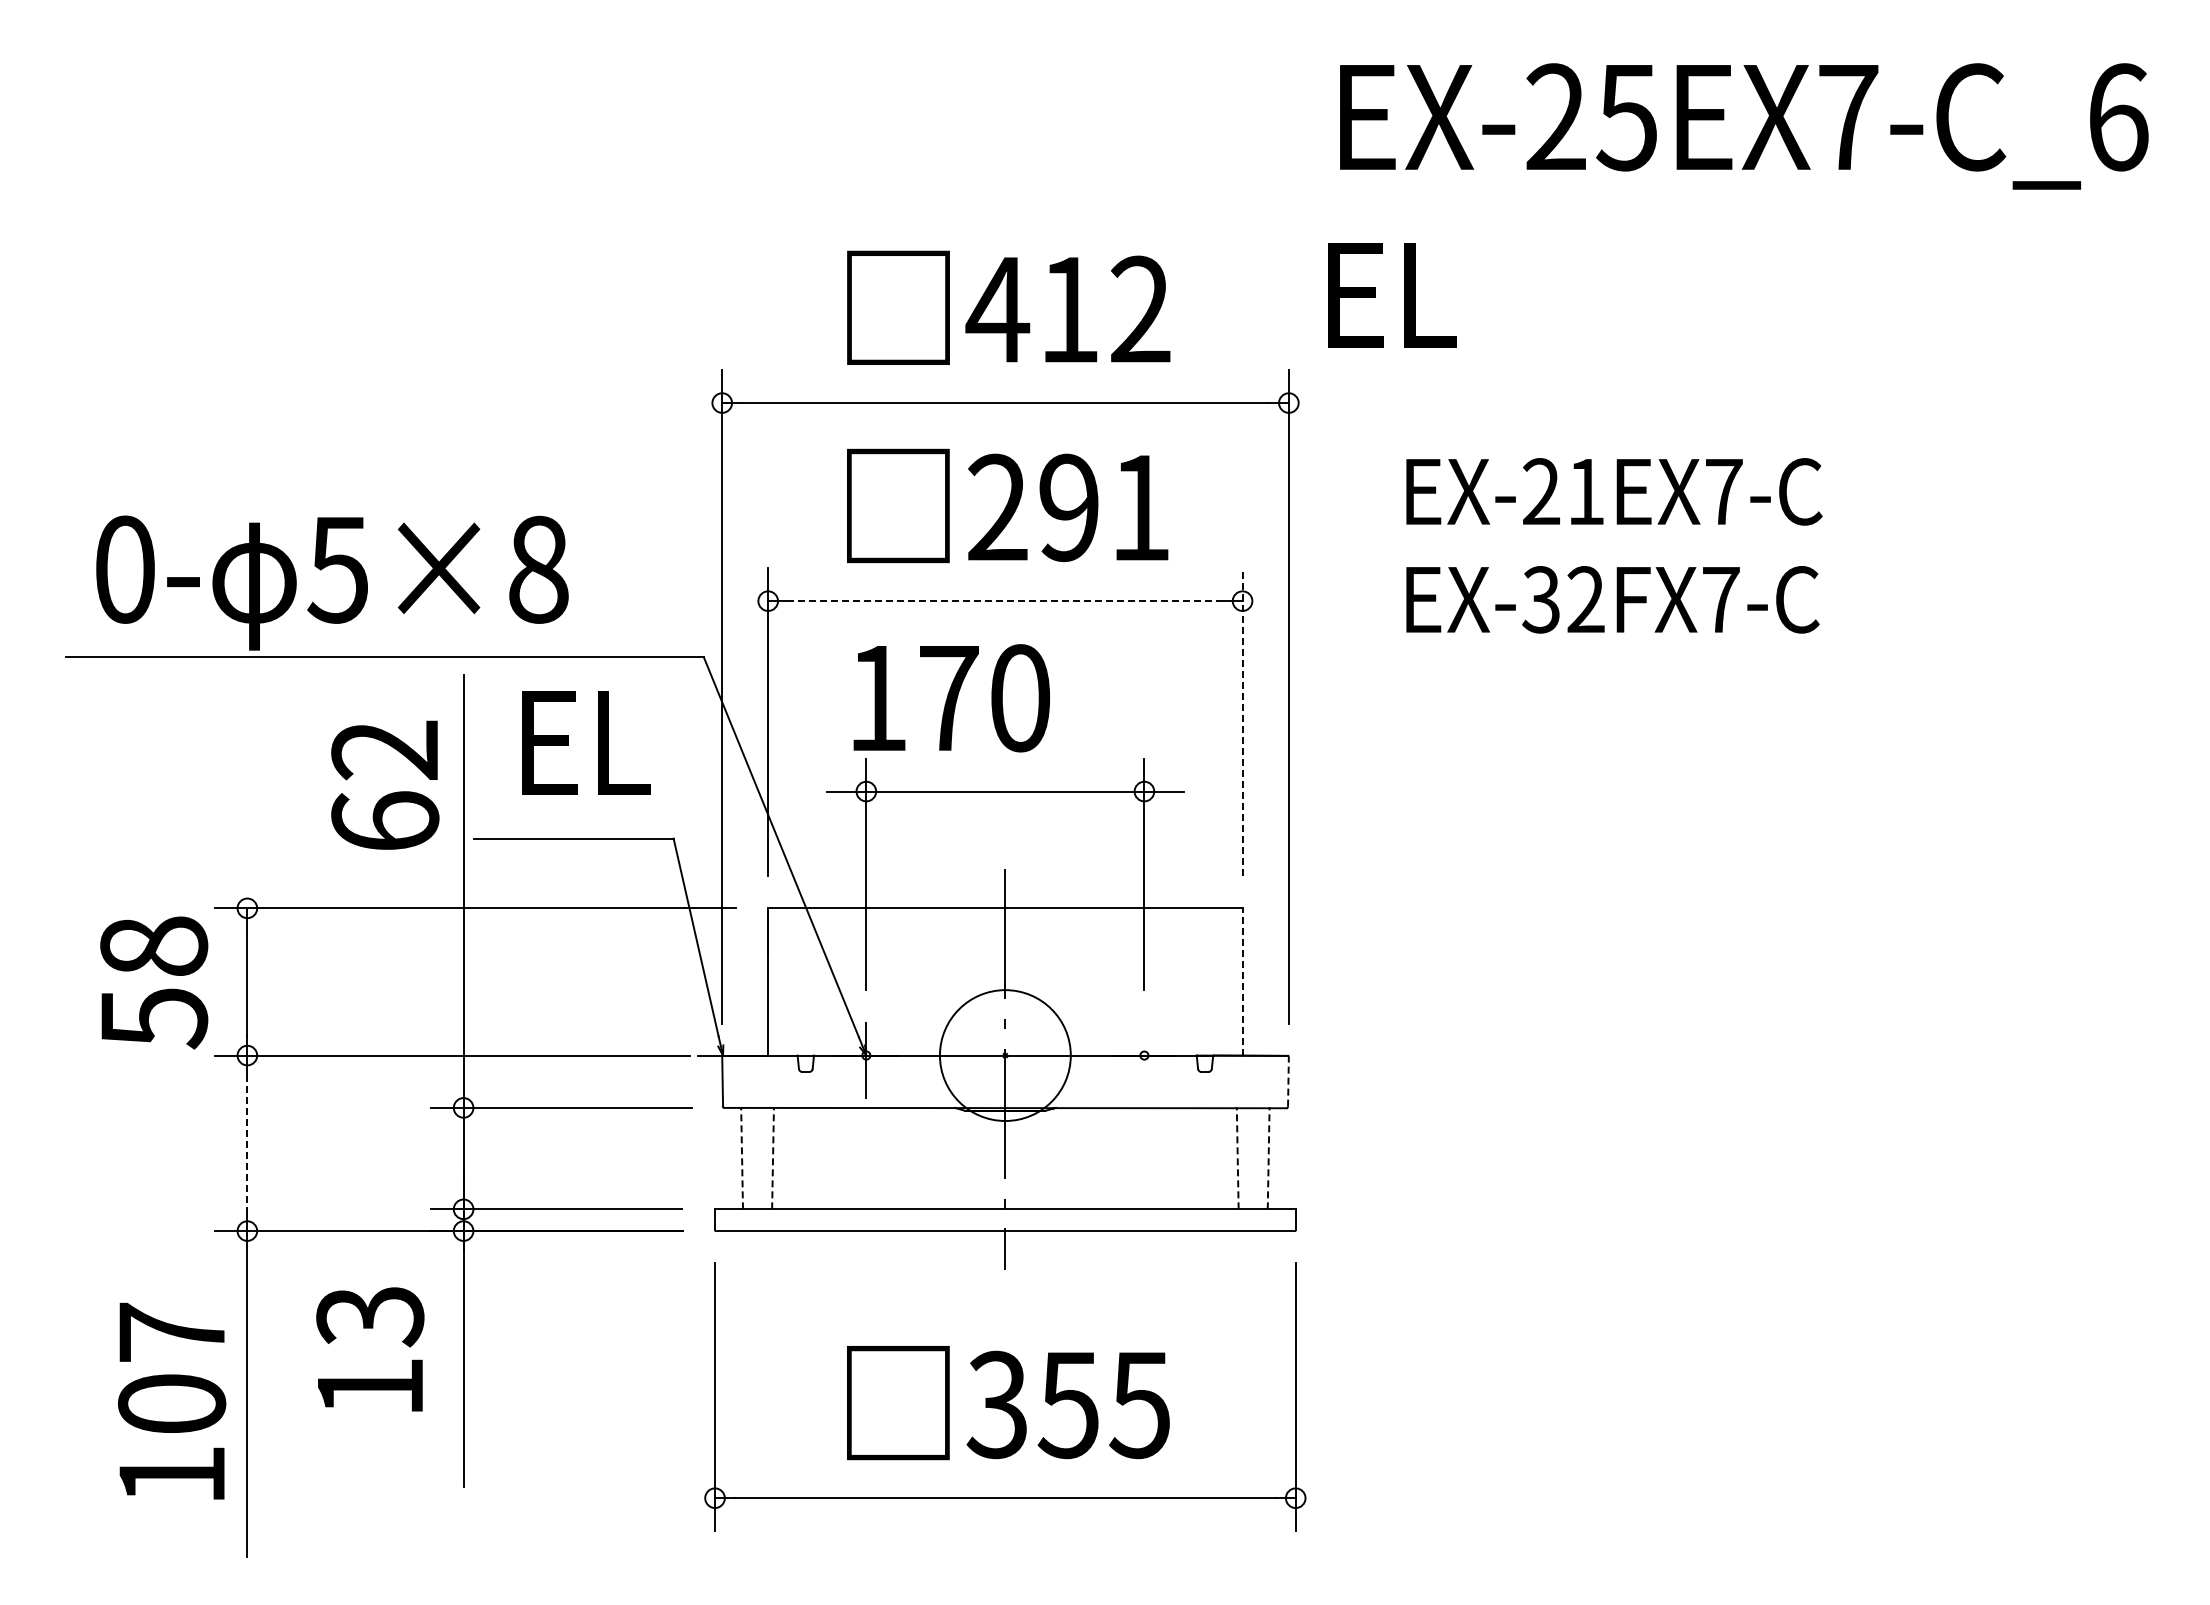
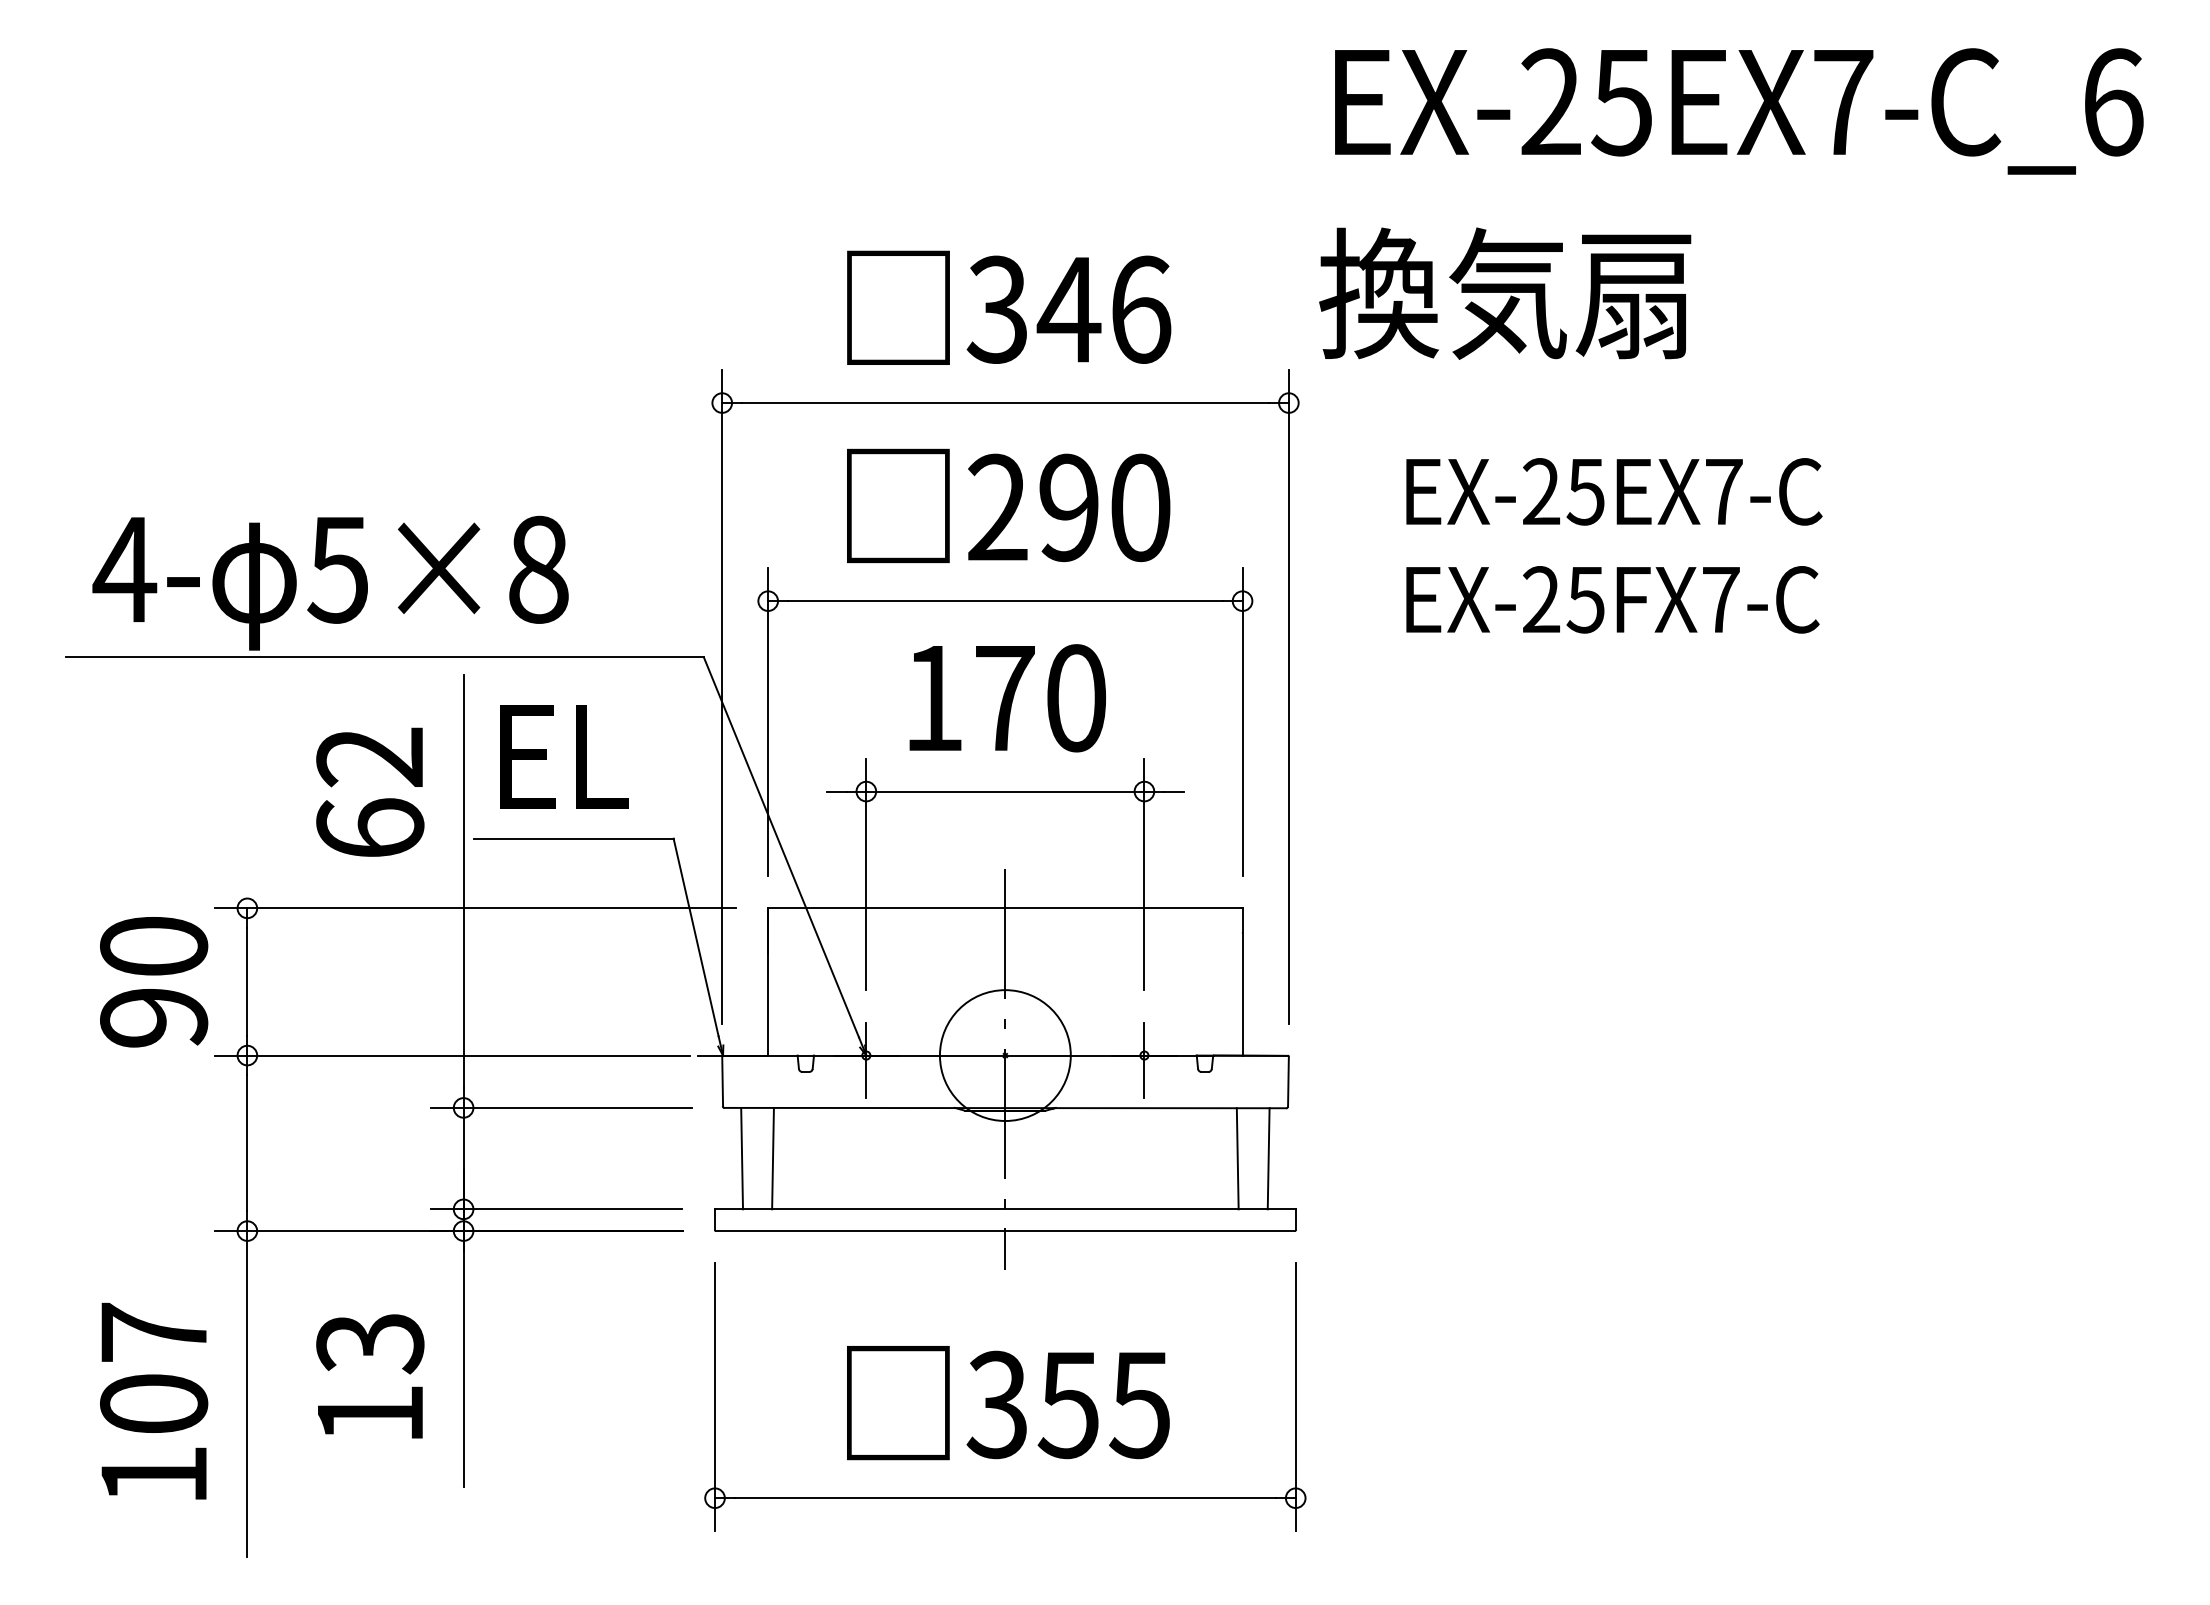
text position: (1744, 126) -> (1739, 111) (1739, 111)
text: EL -> 換気扇 (1505, 293)
text: 412 -> 346 (1068, 309)
text: EX-21EX7-C -> EX-25EX7-C (1585, 492)
text: 291 -> 290 (1140, 507)
text: 0- -> 4- (124, 569)
text: EX-32FX7-C -> EX-25FX7-C (1563, 599)
line: dashed -> solid (1005, 601)
text position: (951, 698) -> (1007, 698) (1007, 698)
line: dashed -> solid (1242, 722)
text position: (586, 742) -> (564, 756) (564, 756)
text position: (385, 784) -> (370, 791) (370, 791)
line: dashed -> solid (1242, 981)
text: 58 -> 90 (154, 982)
line: none -> present (1144, 1060)
line: dashed -> solid (1288, 1081)
line: dashed -> solid (247, 1143)
line: dashed -> solid (742, 1158)
line: dashed -> solid (773, 1158)
line: dashed -> solid (1237, 1158)
line: dashed -> solid (1268, 1158)
text position: (370, 1349) -> (370, 1376) (370, 1376)
text position: (172, 1400) -> (154, 1400) (154, 1400)
